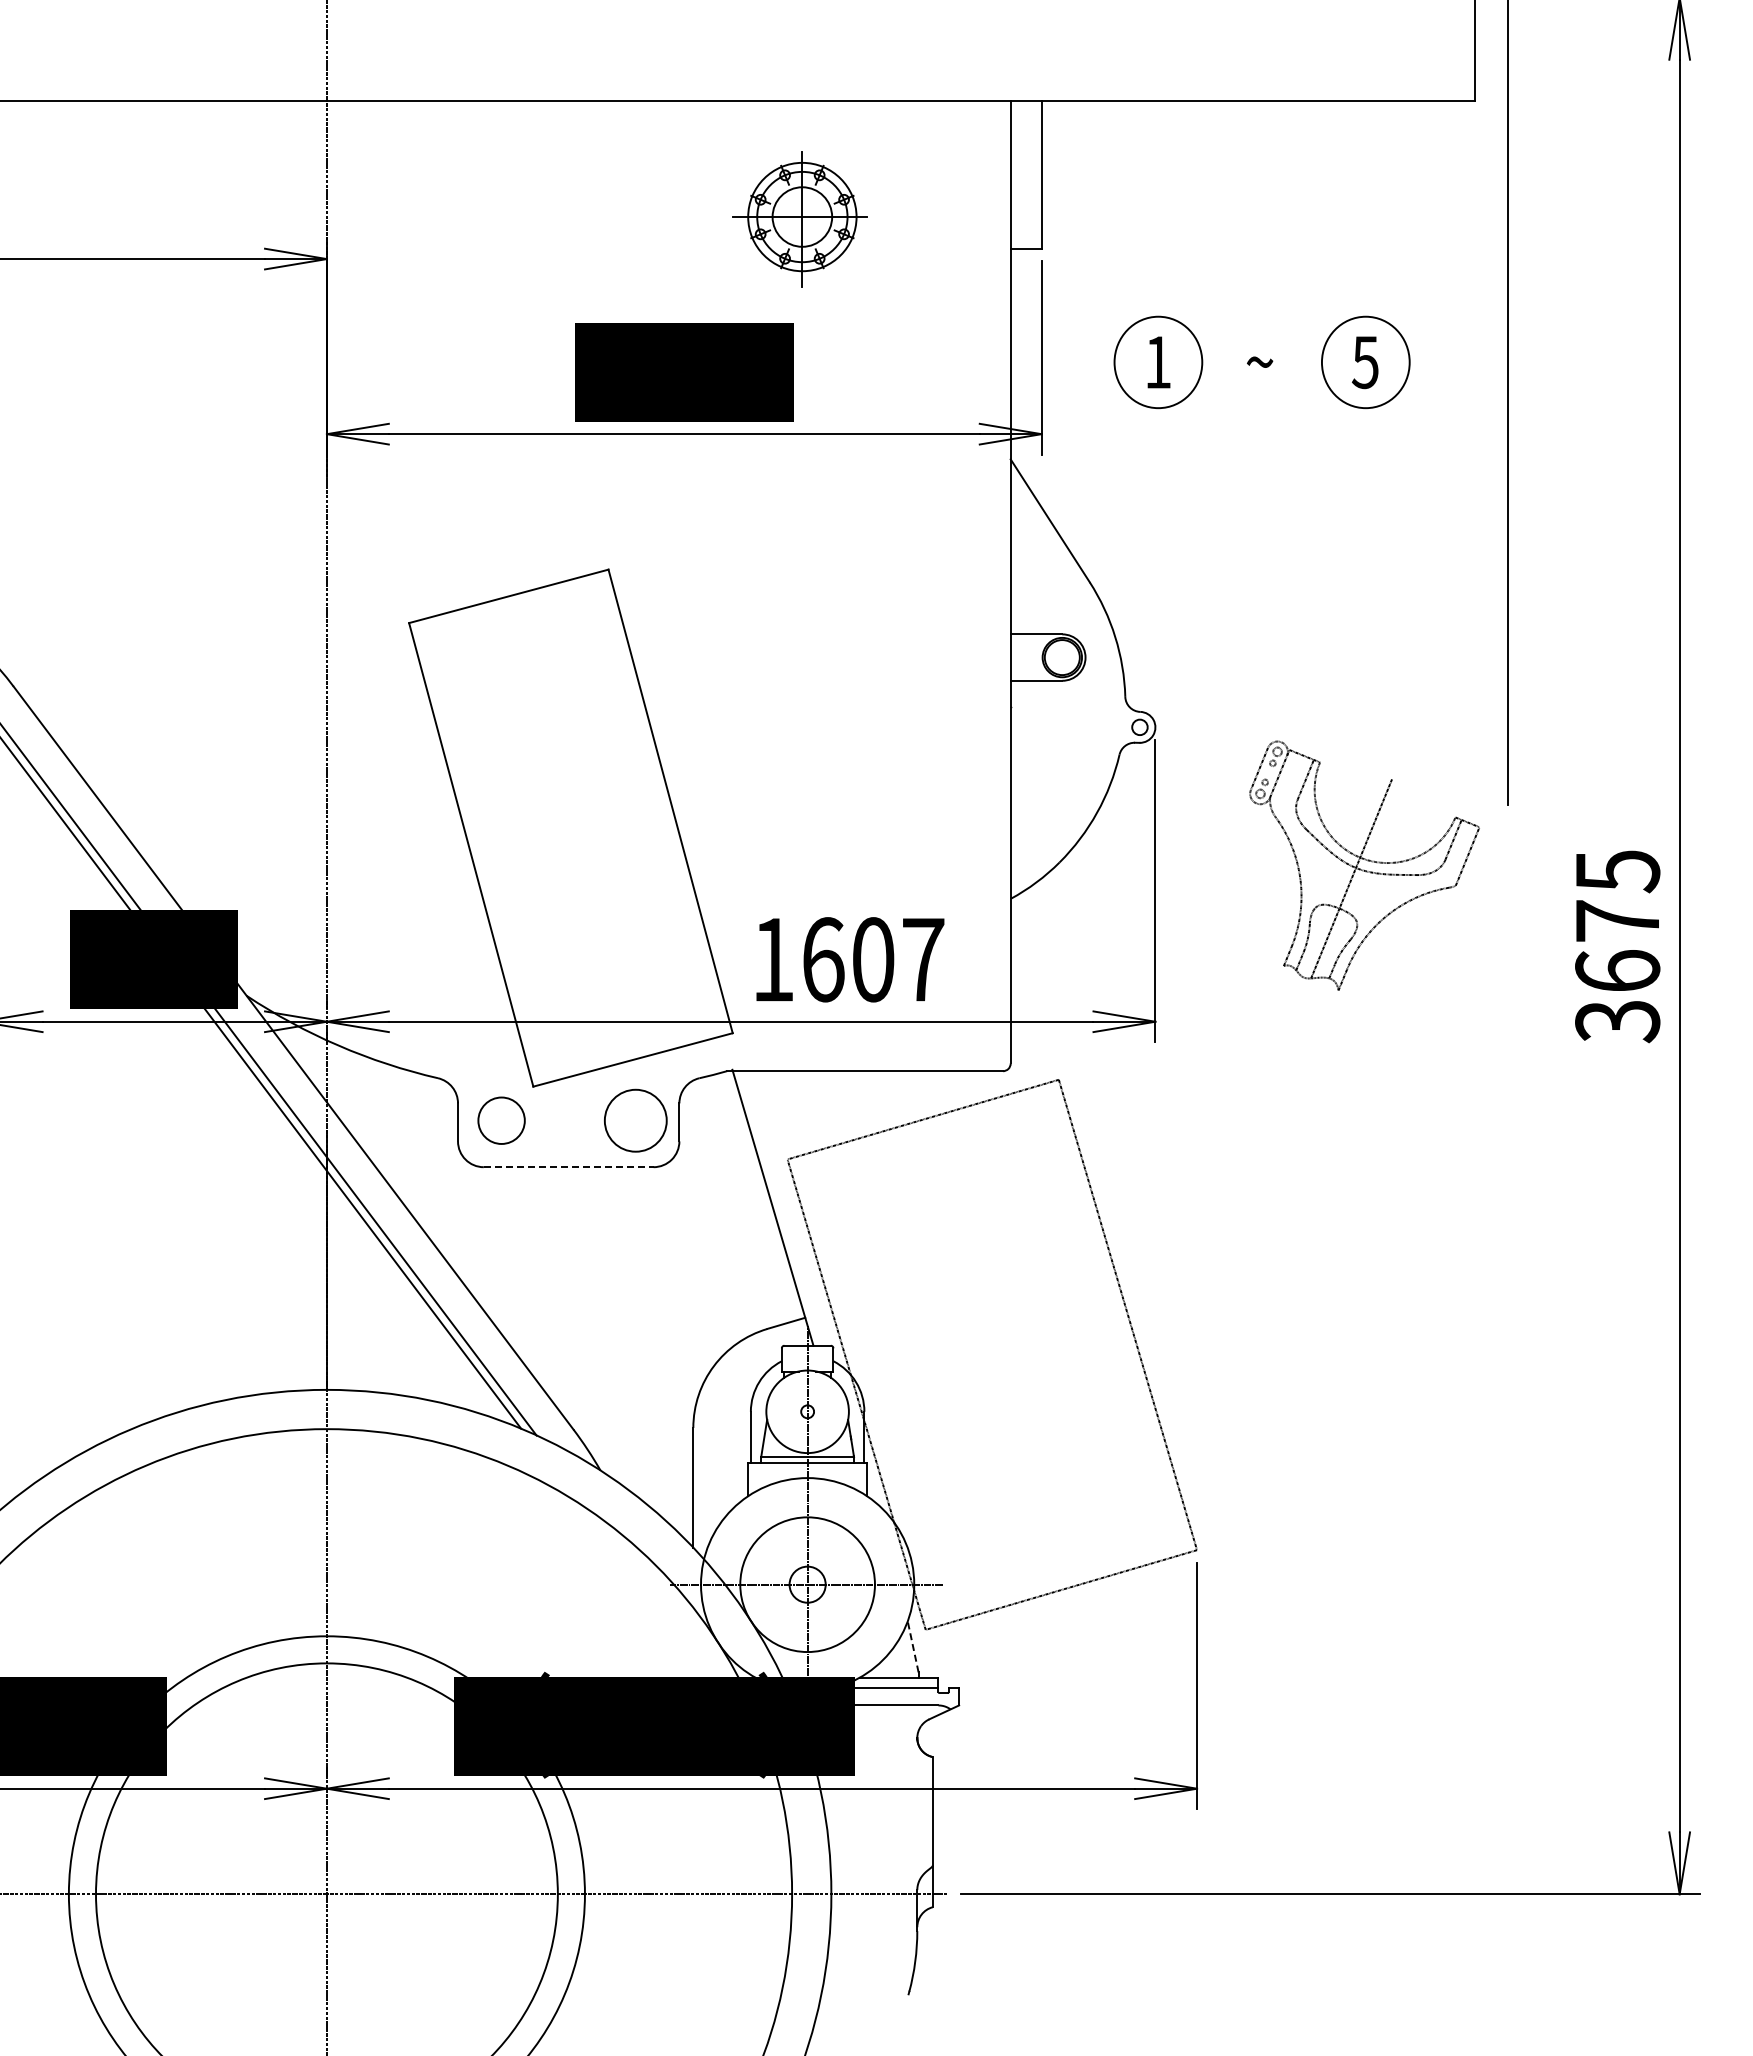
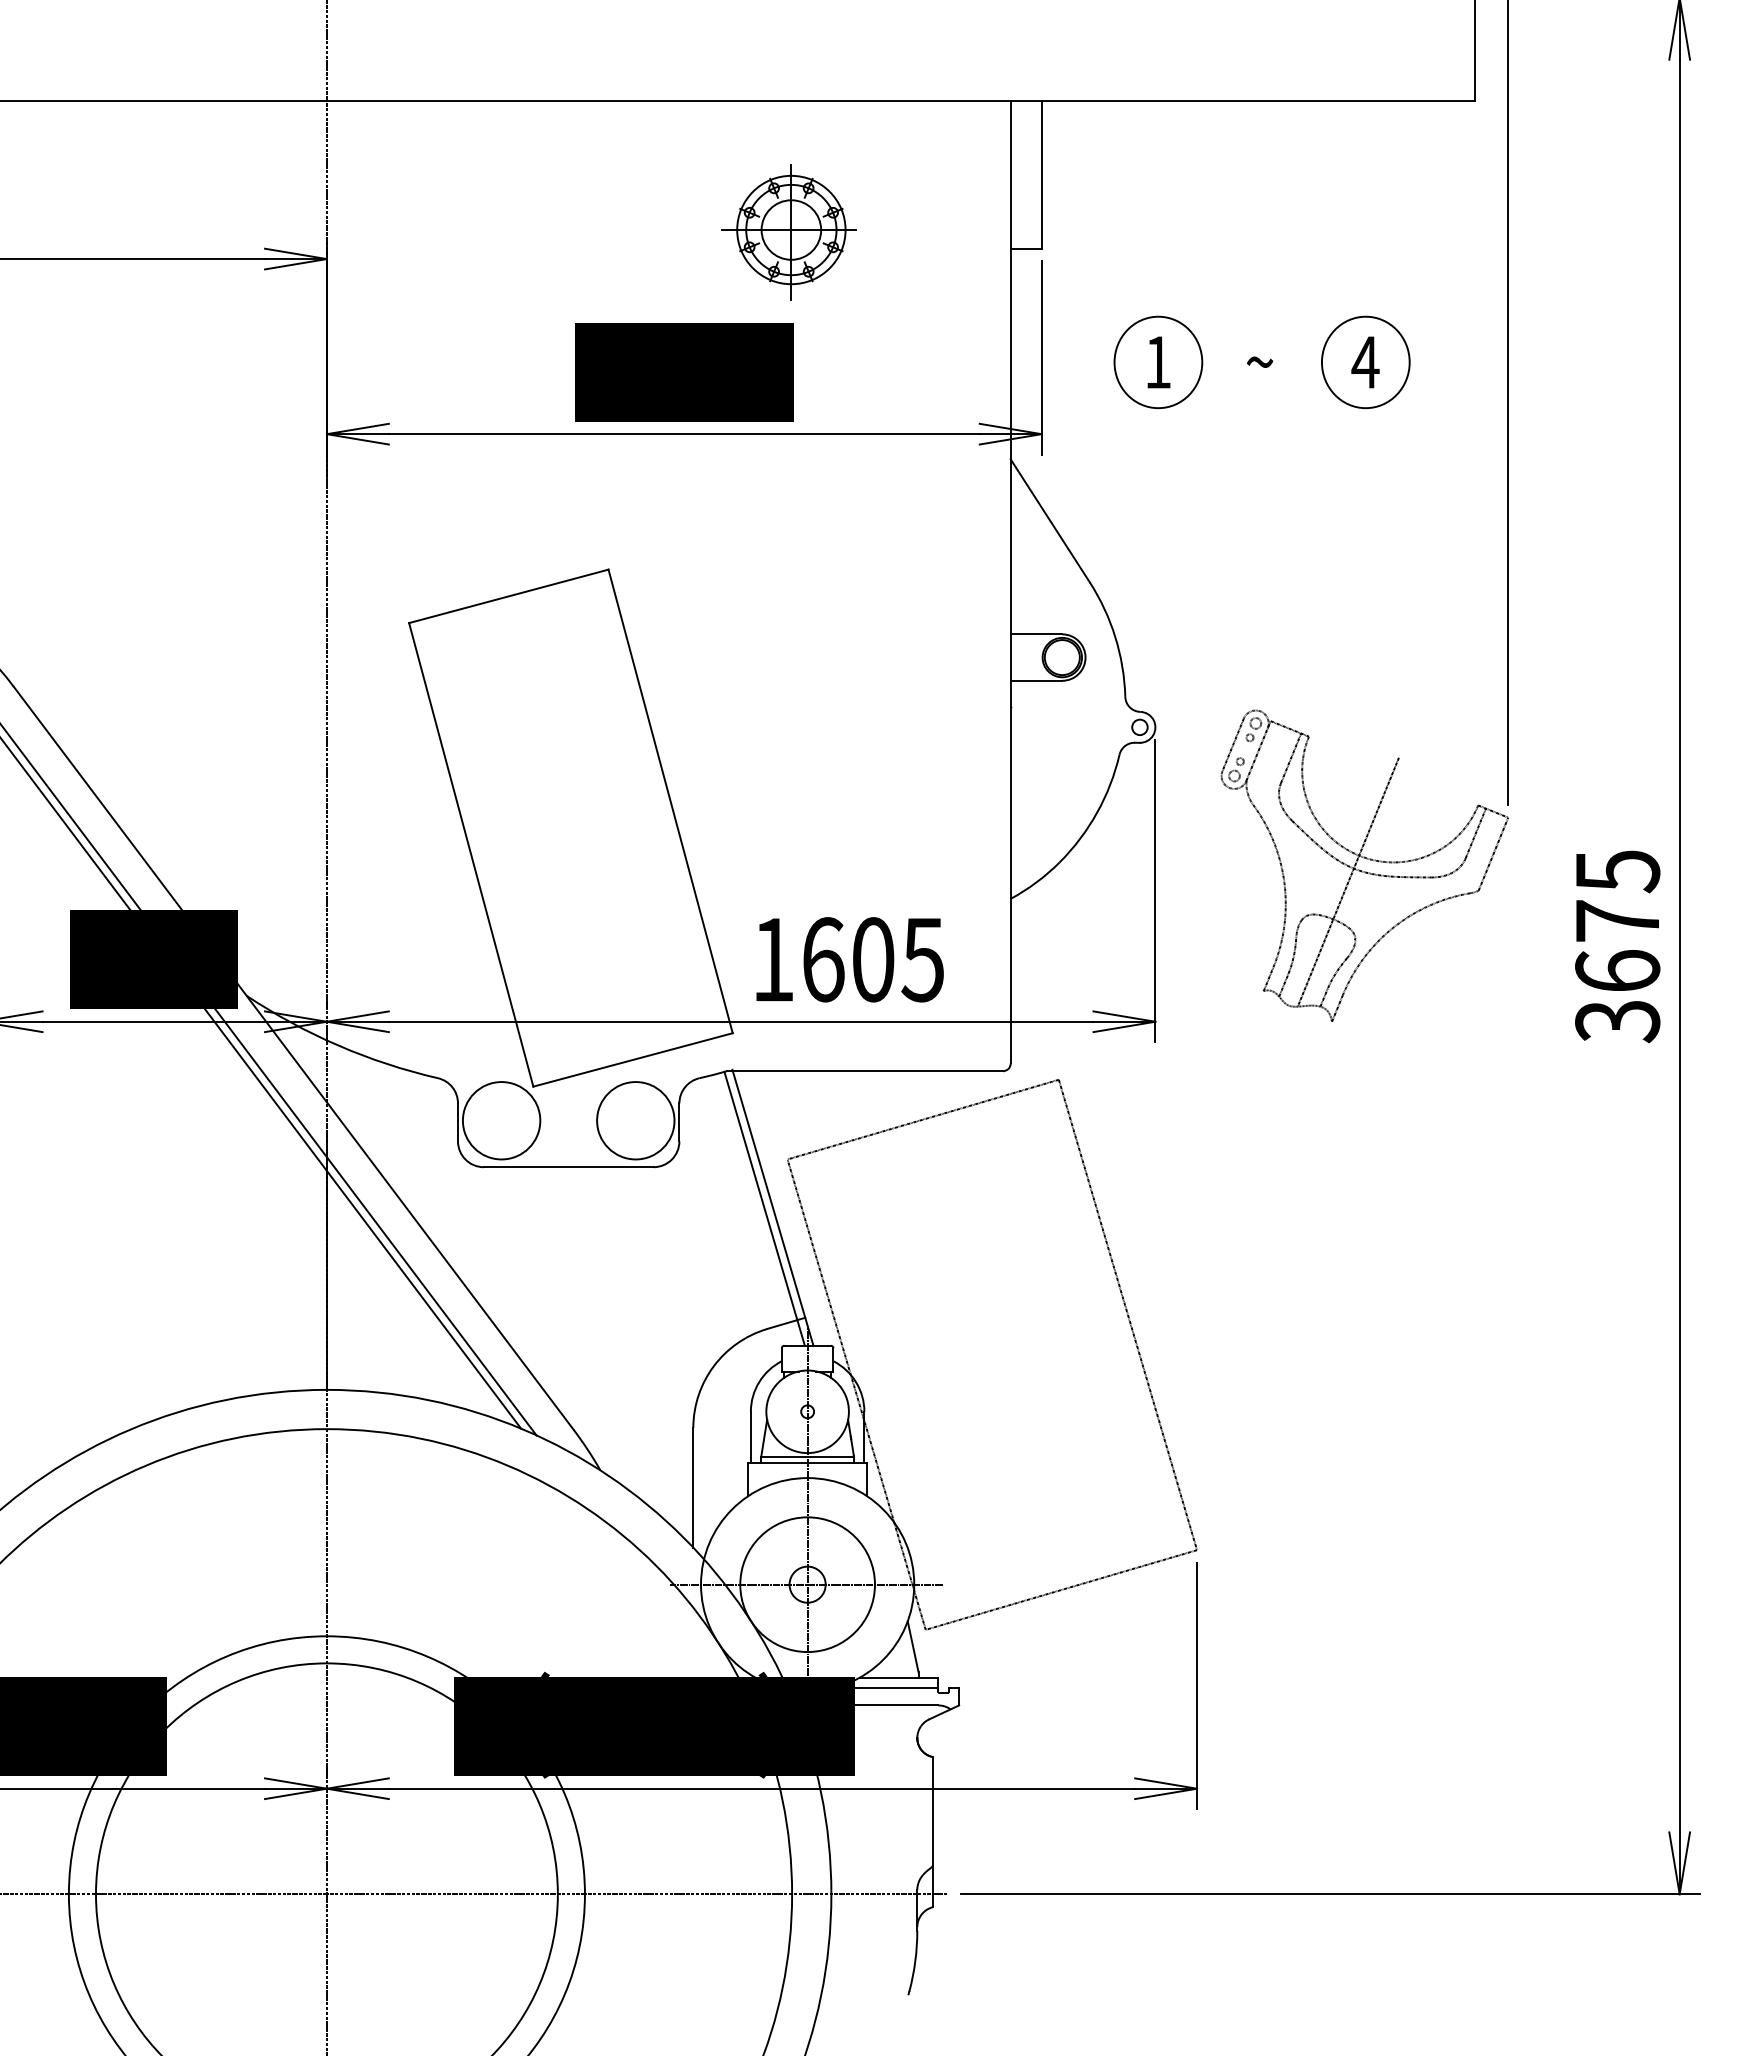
part position: (799, 219) -> (788, 232) (788, 232)
text: 5 -> 4 (1365, 362)
part size: 231x251 px -> 289x313 px (1364, 865)
text: 1607 -> 1605 (922, 960)
circle diameter: 46 px -> 77 px (501, 1120)
circle diameter: 62 px -> 77 px (635, 1120)
line: dashed -> solid (568, 1167)
line: none -> present (764, 1208)
line: dashed -> solid (913, 1646)
